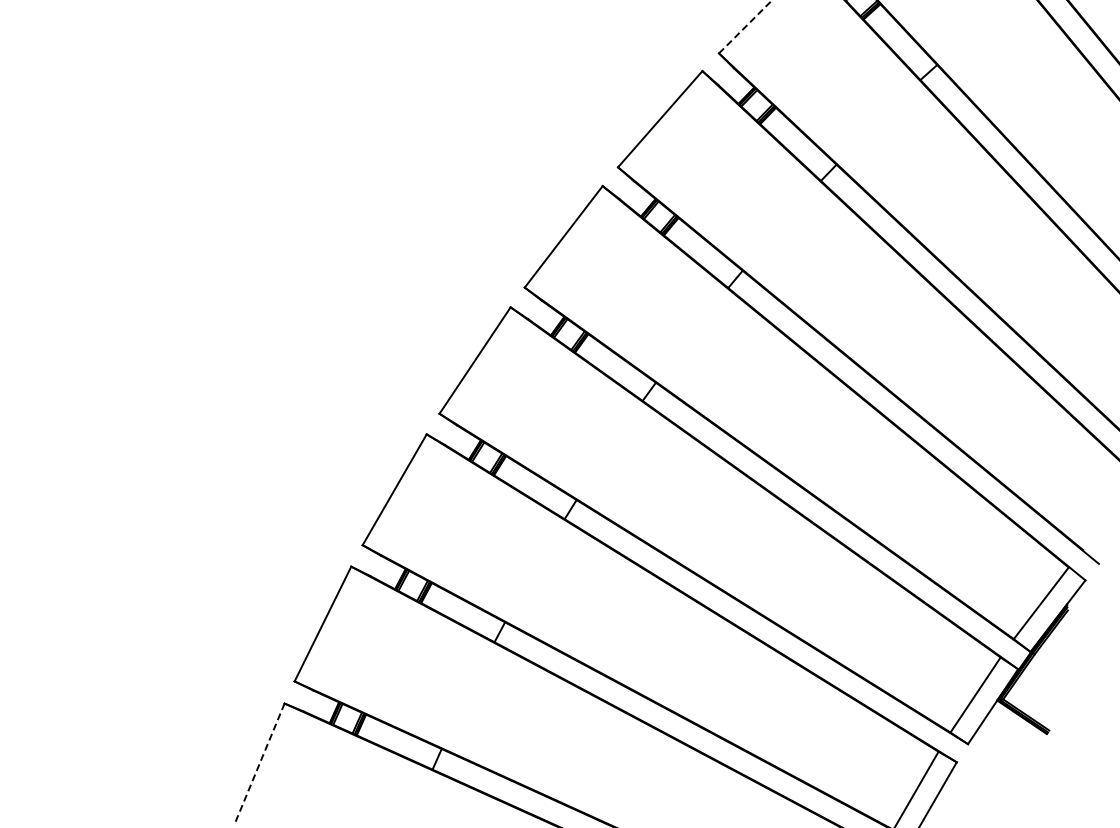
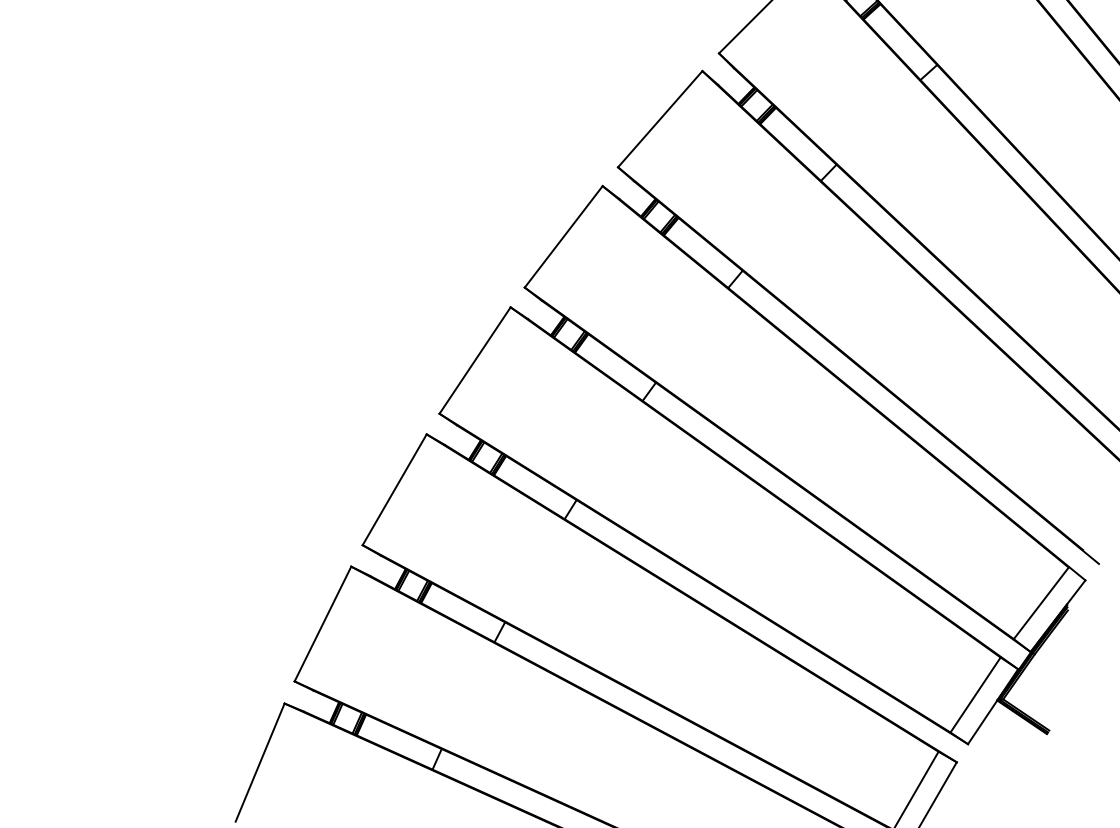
line: dashed -> solid (745, 26)
line: dashed -> solid (260, 762)
